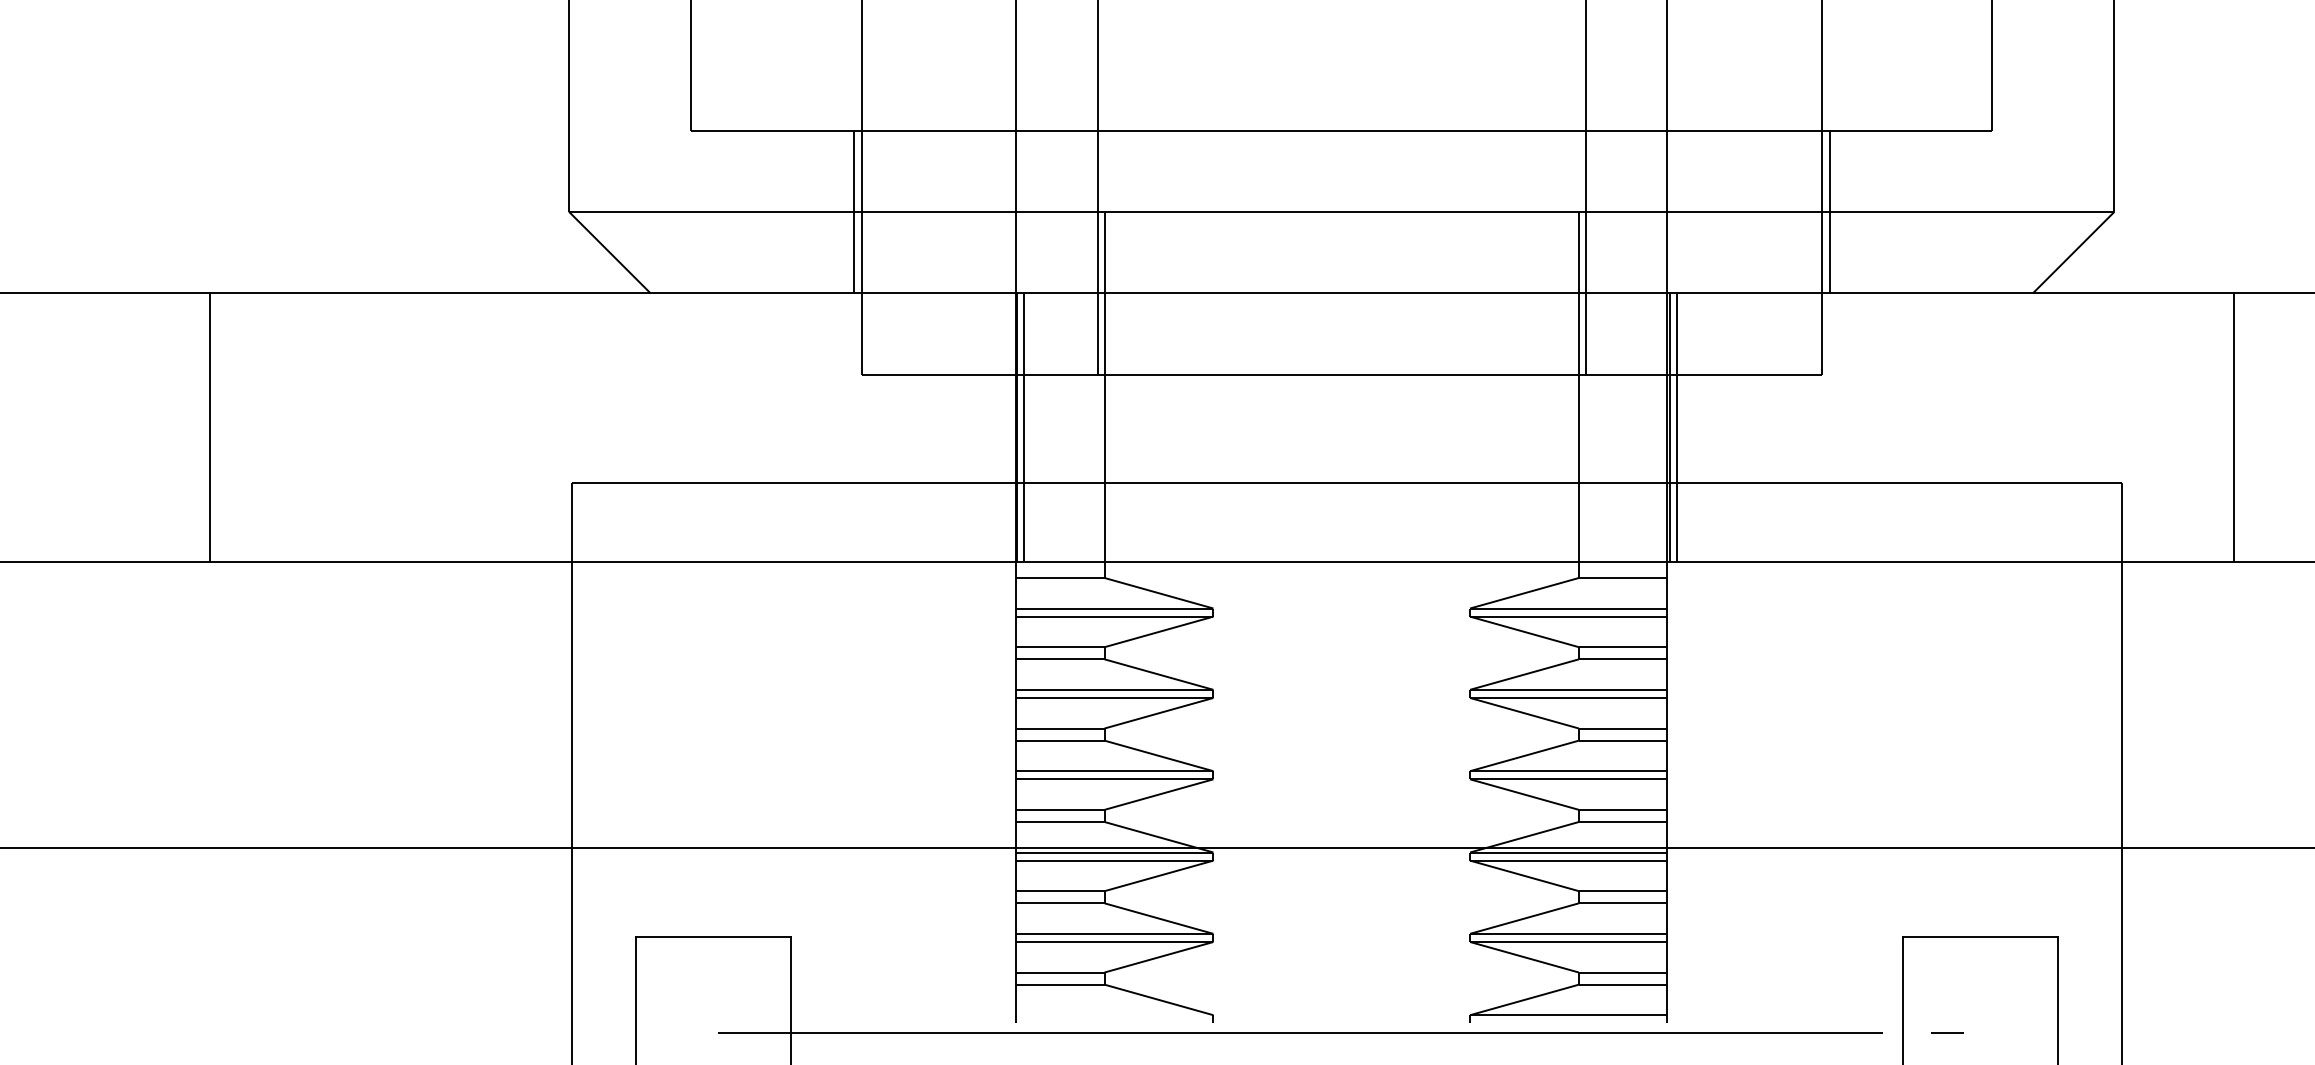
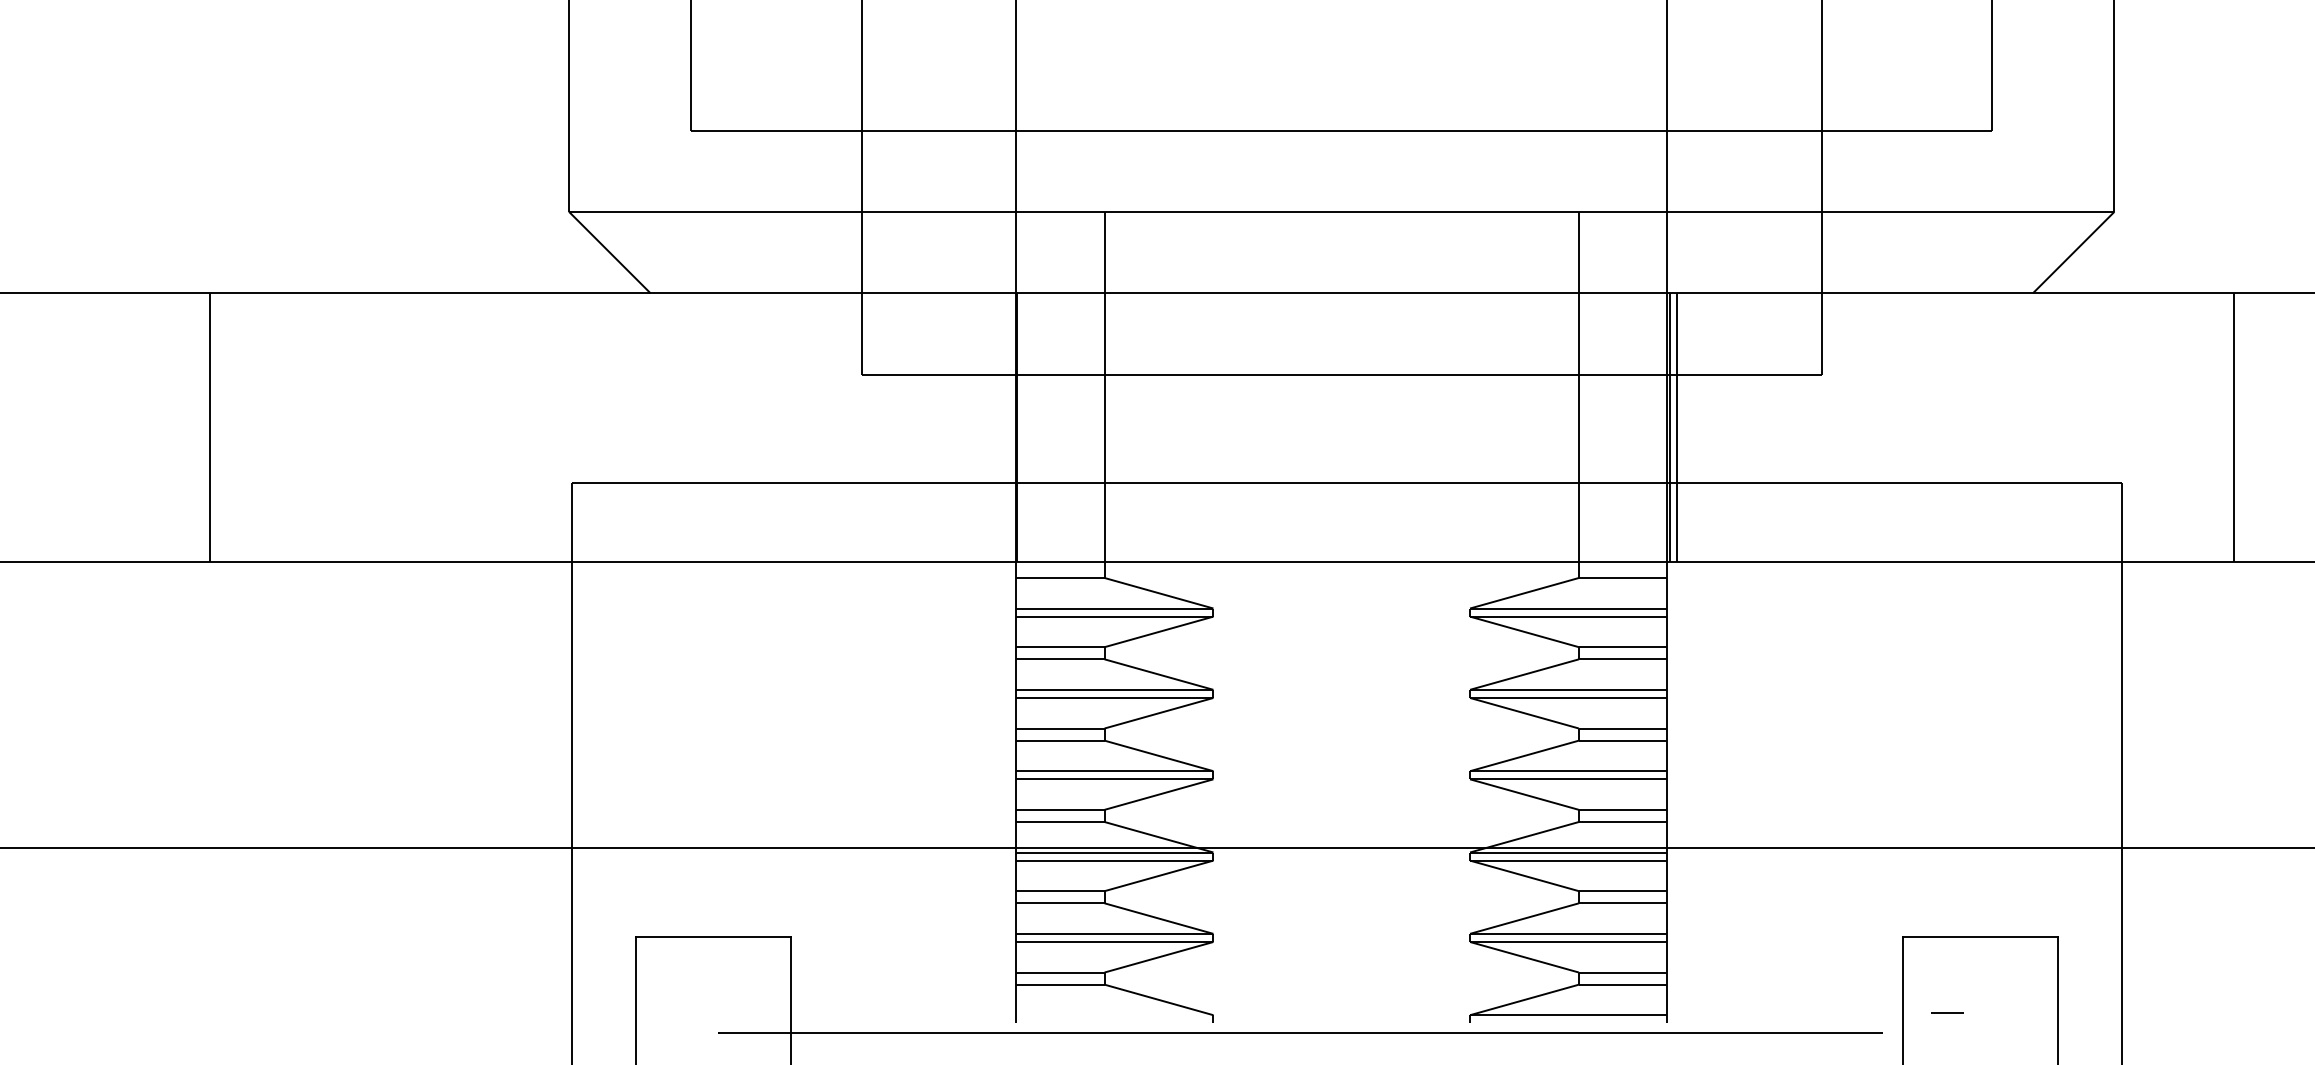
line: present -> none (1097, 188)
line: present -> none (1585, 188)
line: present -> none (853, 211)
line: present -> none (1829, 211)
line: present -> none (1024, 427)
line position: (1947, 1032) -> (1947, 1012) (1947, 1012)
